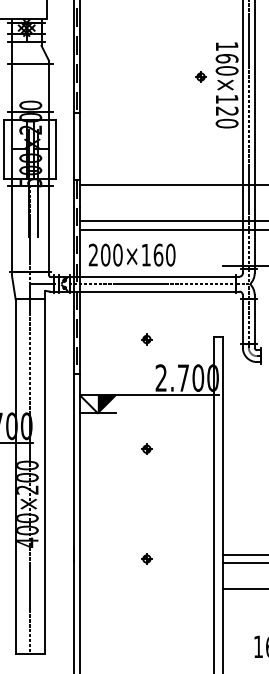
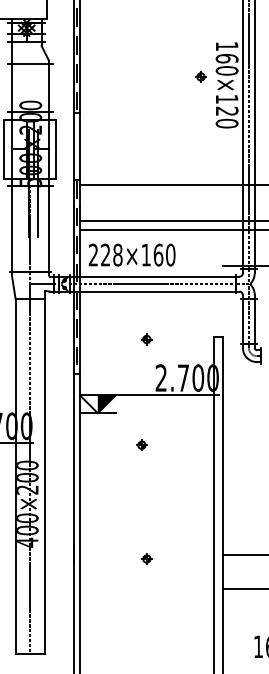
text: 200×160 -> 228×160 (111, 254)
part position: (146, 448) -> (141, 444) (141, 444)
line: present -> none (243, 563)
